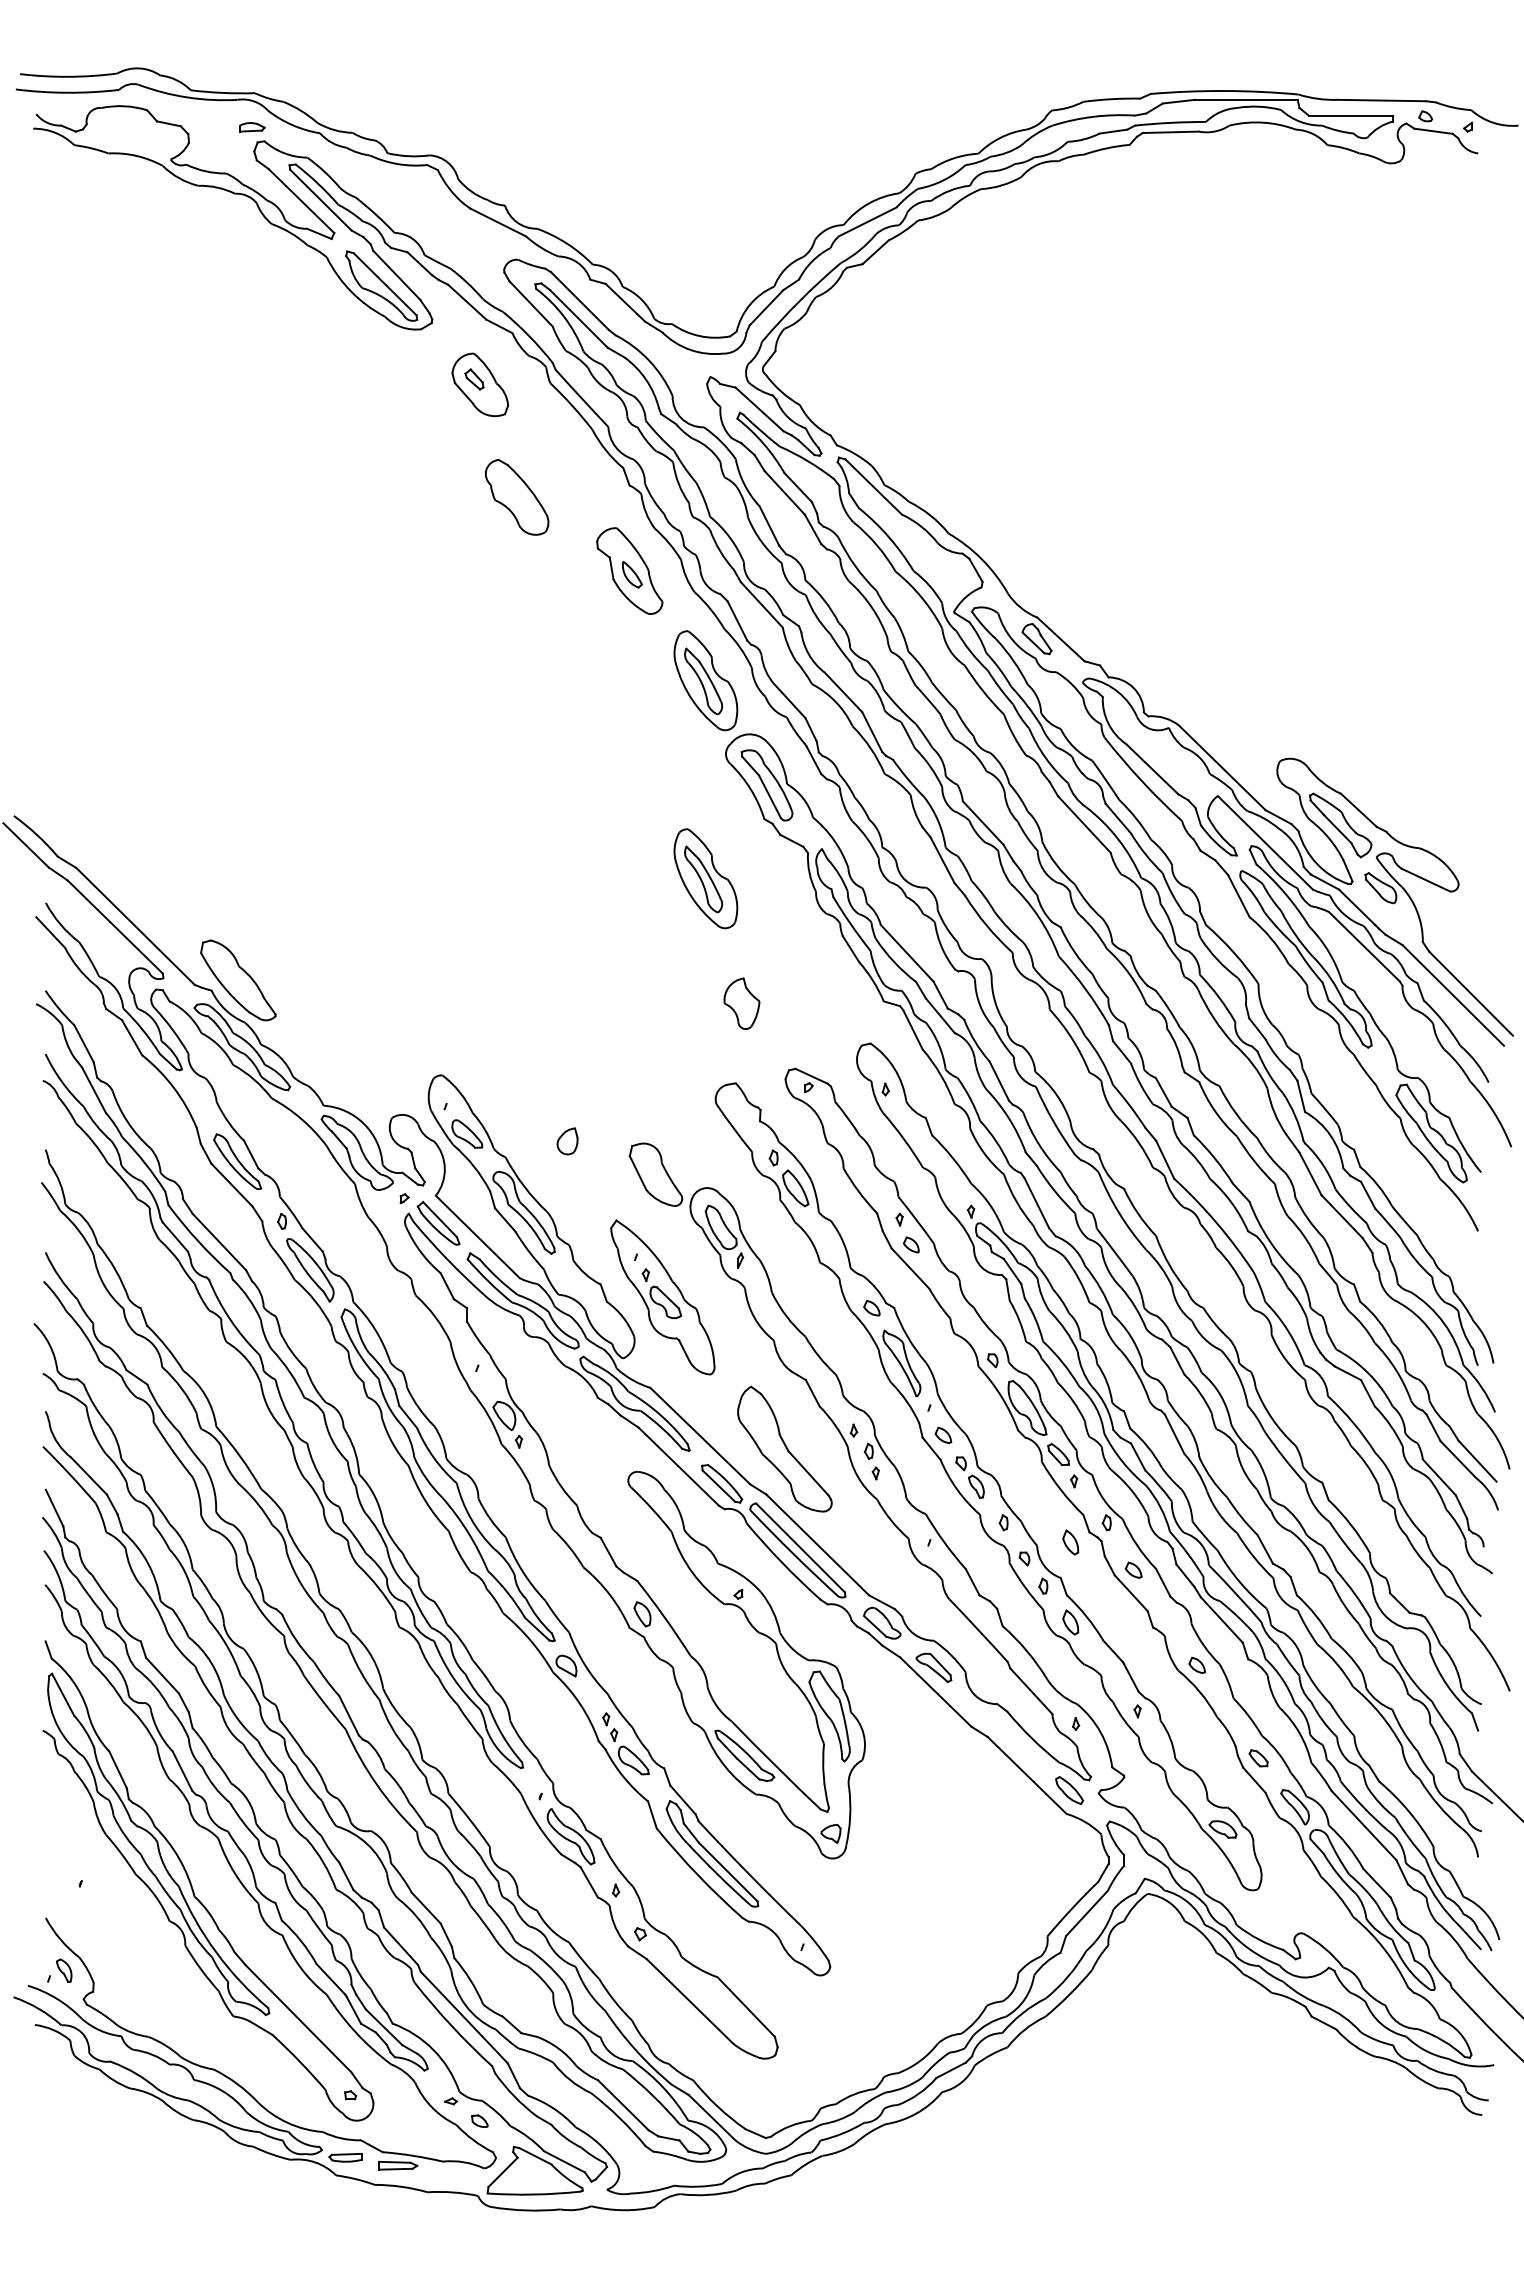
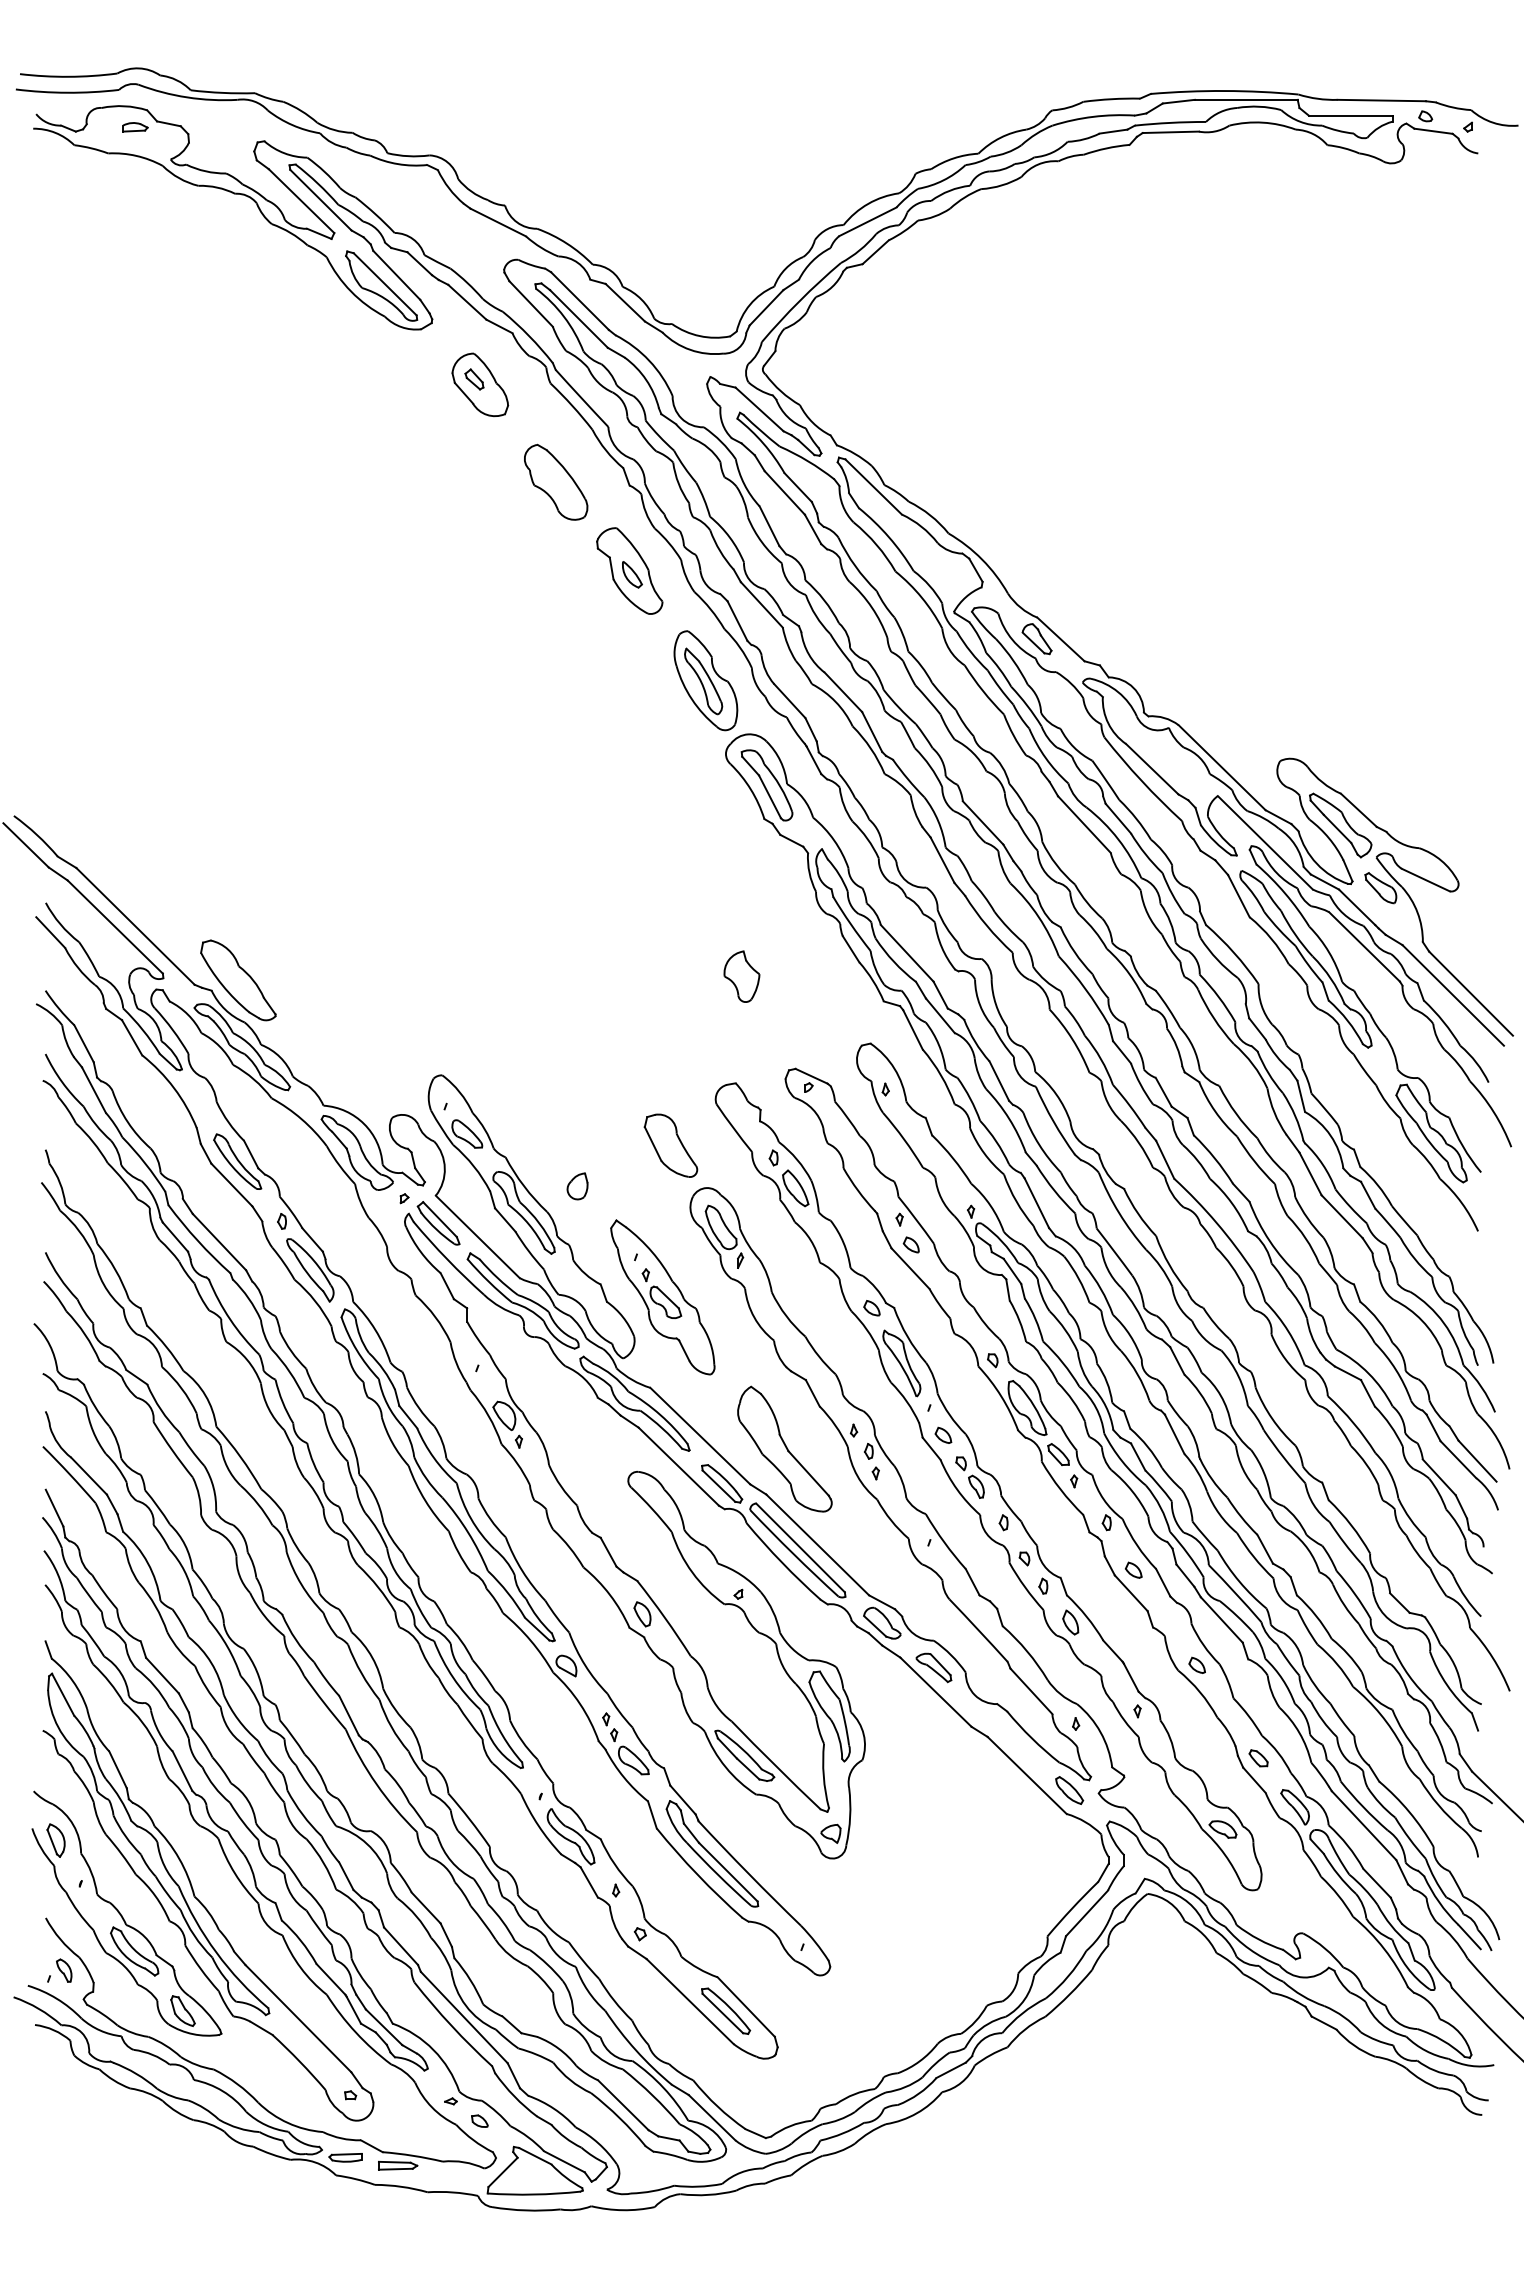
part position: (252, 127) -> (135, 127) (135, 127)
part position: (517, 496) -> (556, 481) (556, 481)
part: present -> none (705, 878)
part position: (741, 1003) -> (741, 976) (741, 976)
part position: (567, 1141) -> (577, 1186) (577, 1186)
part position: (655, 1174) -> (670, 1145) (670, 1145)
part: present -> none (1070, 1542)
part: none -> present (126, 1913)
part: none -> present (726, 2010)
